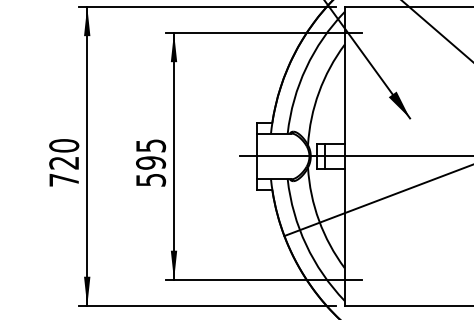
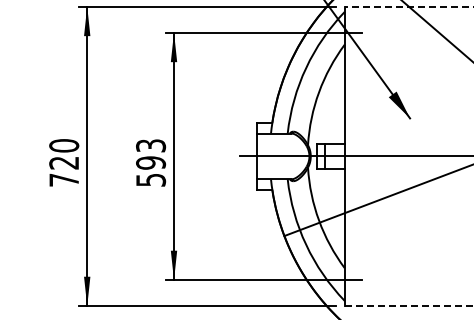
line: solid -> dashed (408, 6)
text: 595 -> 593 (150, 145)
line: solid -> dashed (409, 306)
